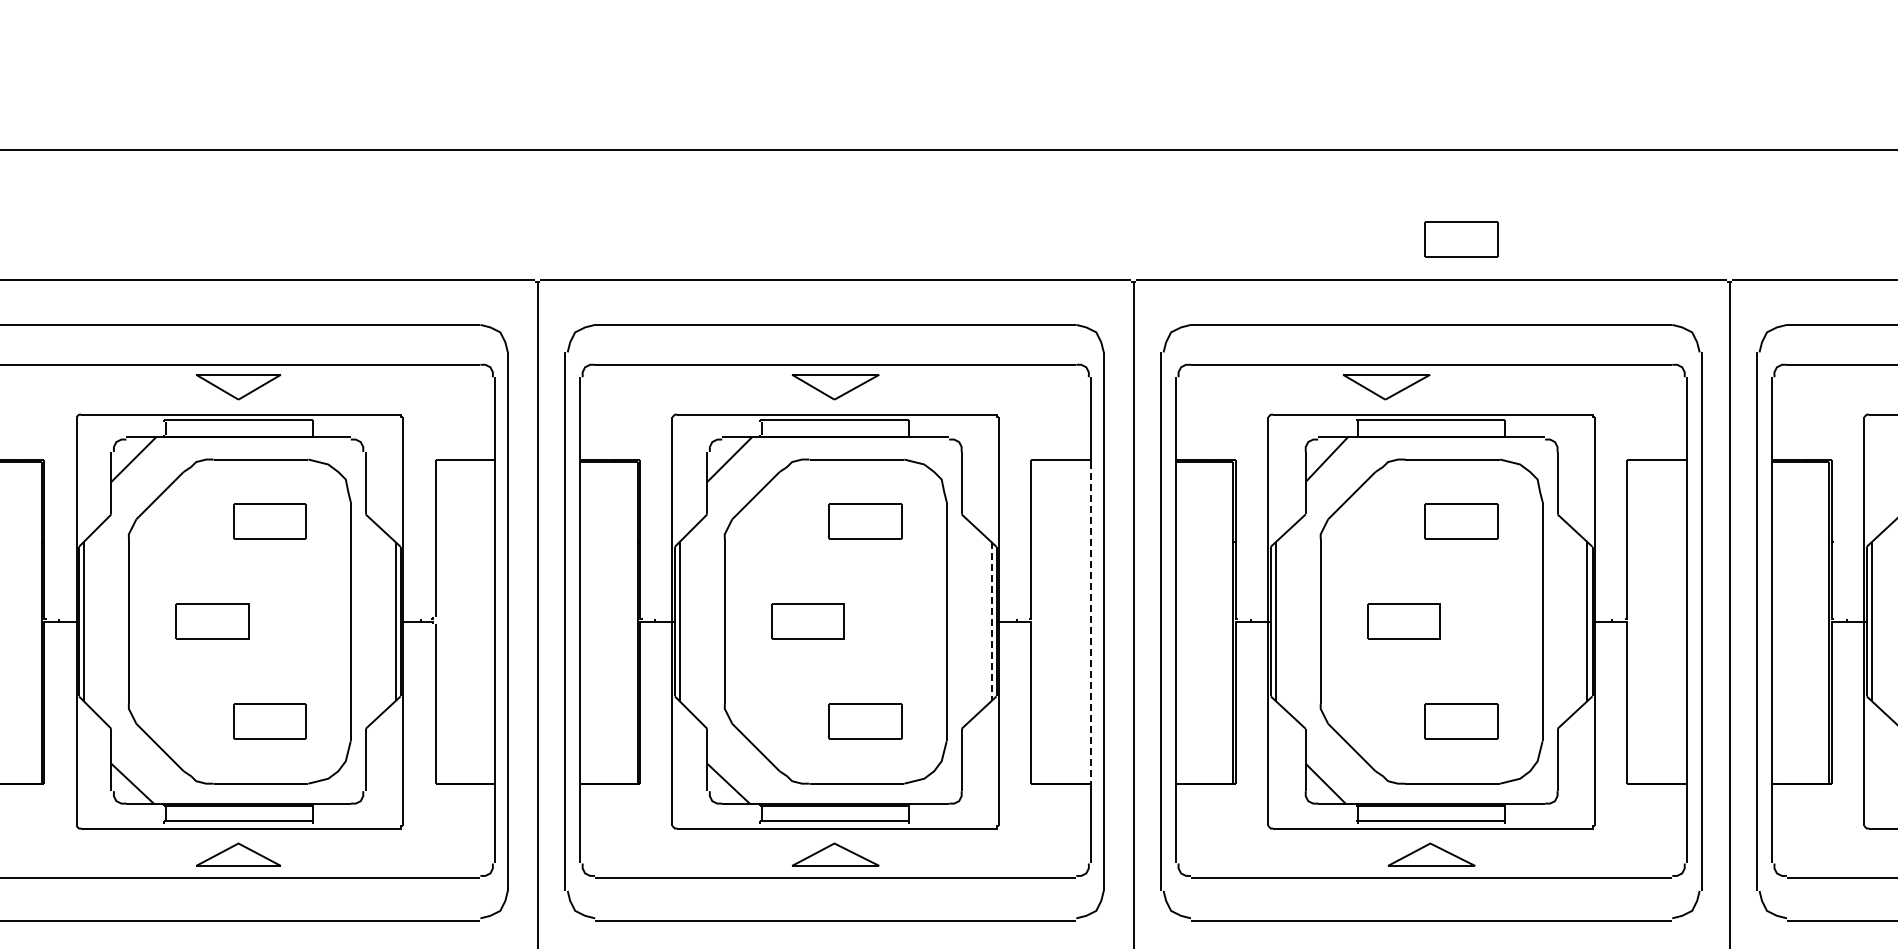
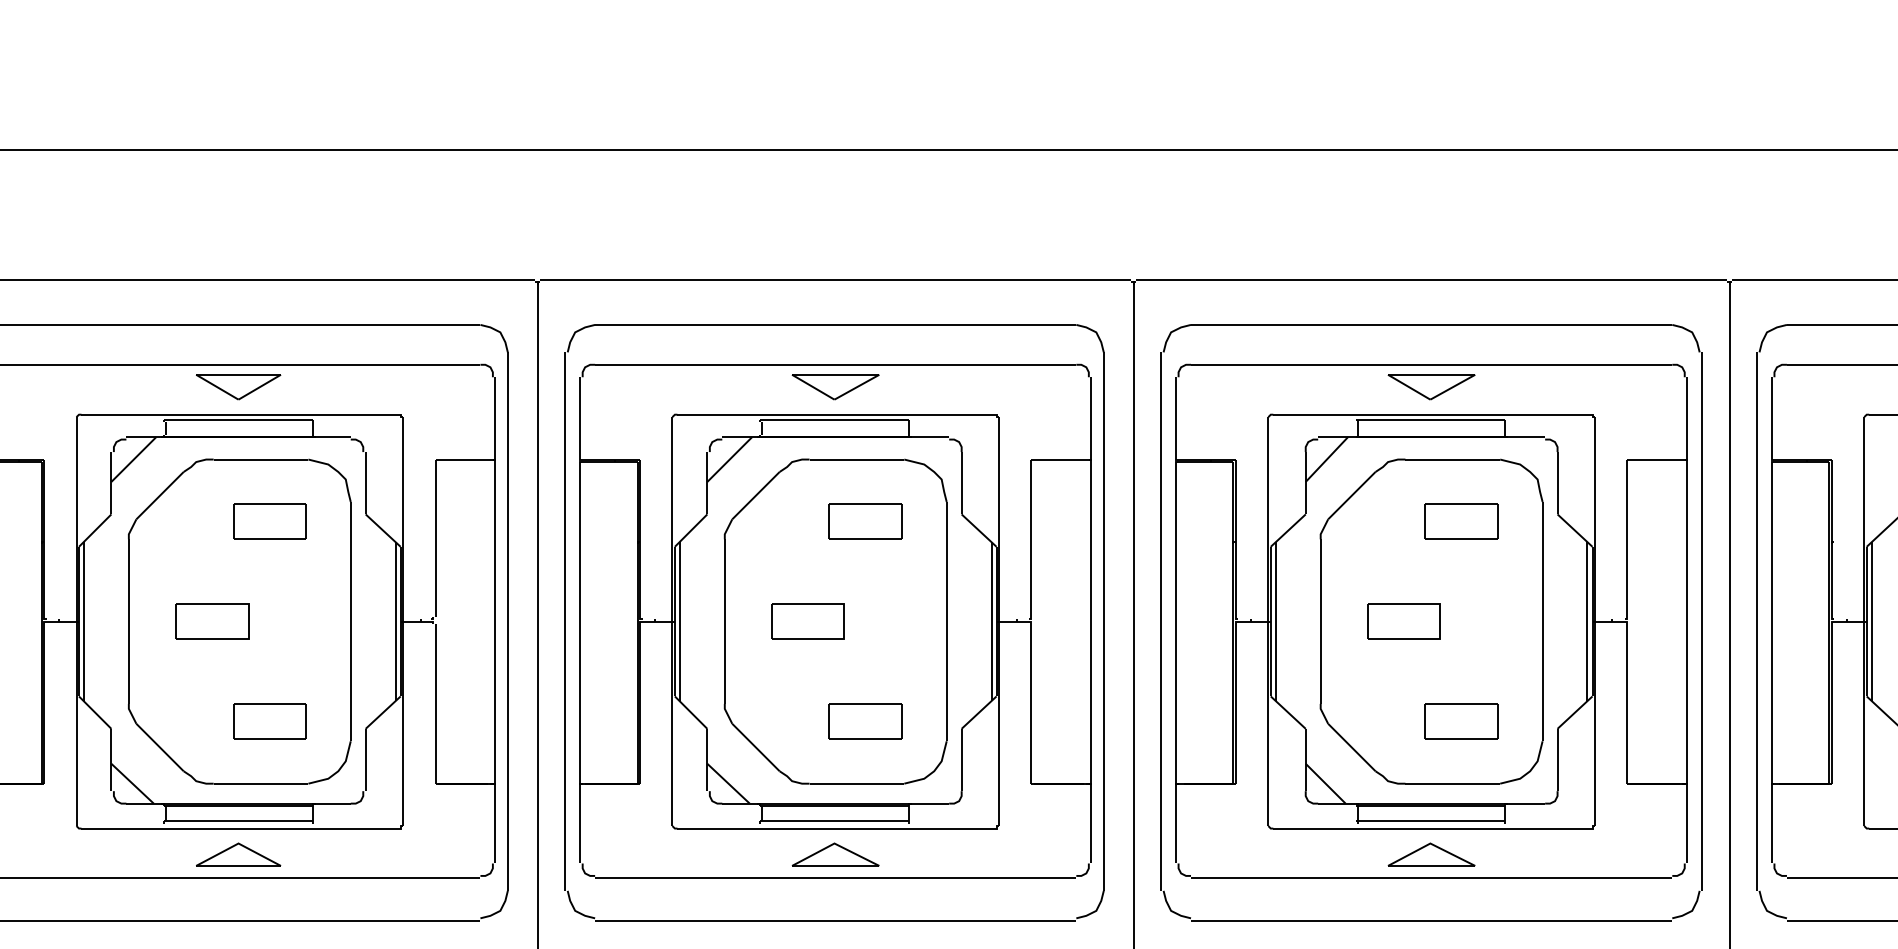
part: present -> none (1461, 239)
part position: (1386, 387) -> (1431, 387) (1431, 387)
line: dashed -> solid (991, 621)
line: dashed -> solid (1091, 621)
